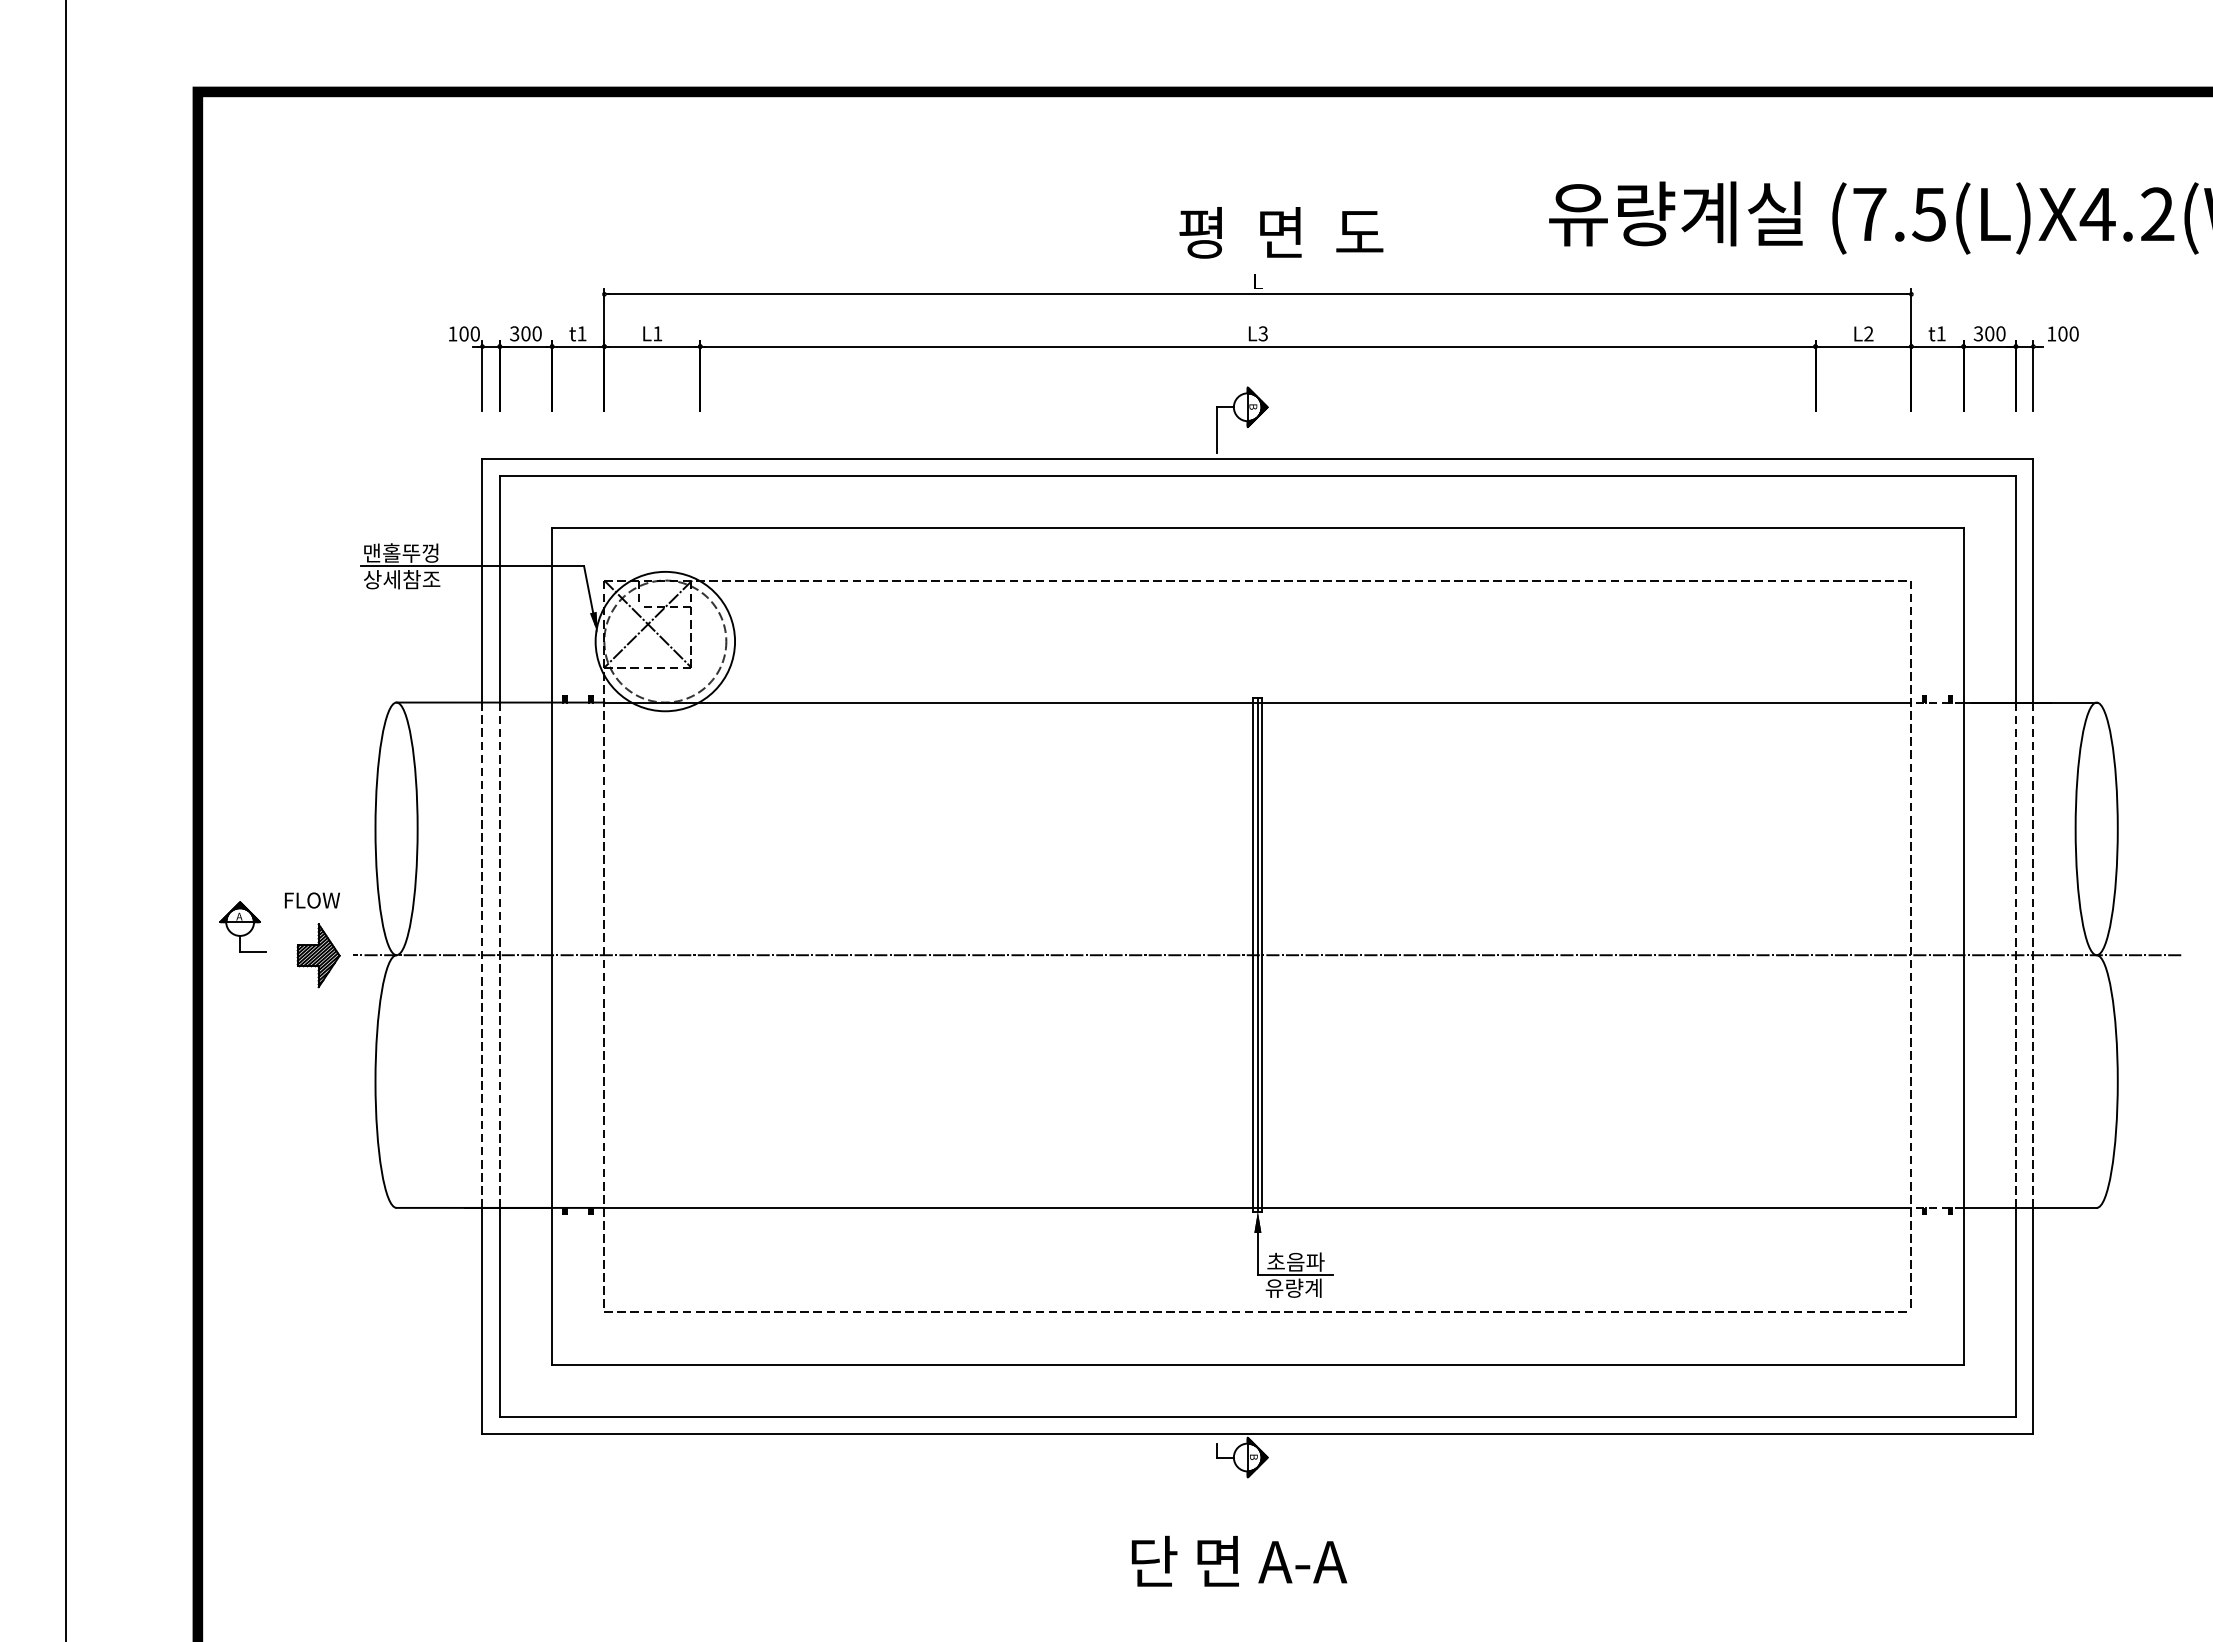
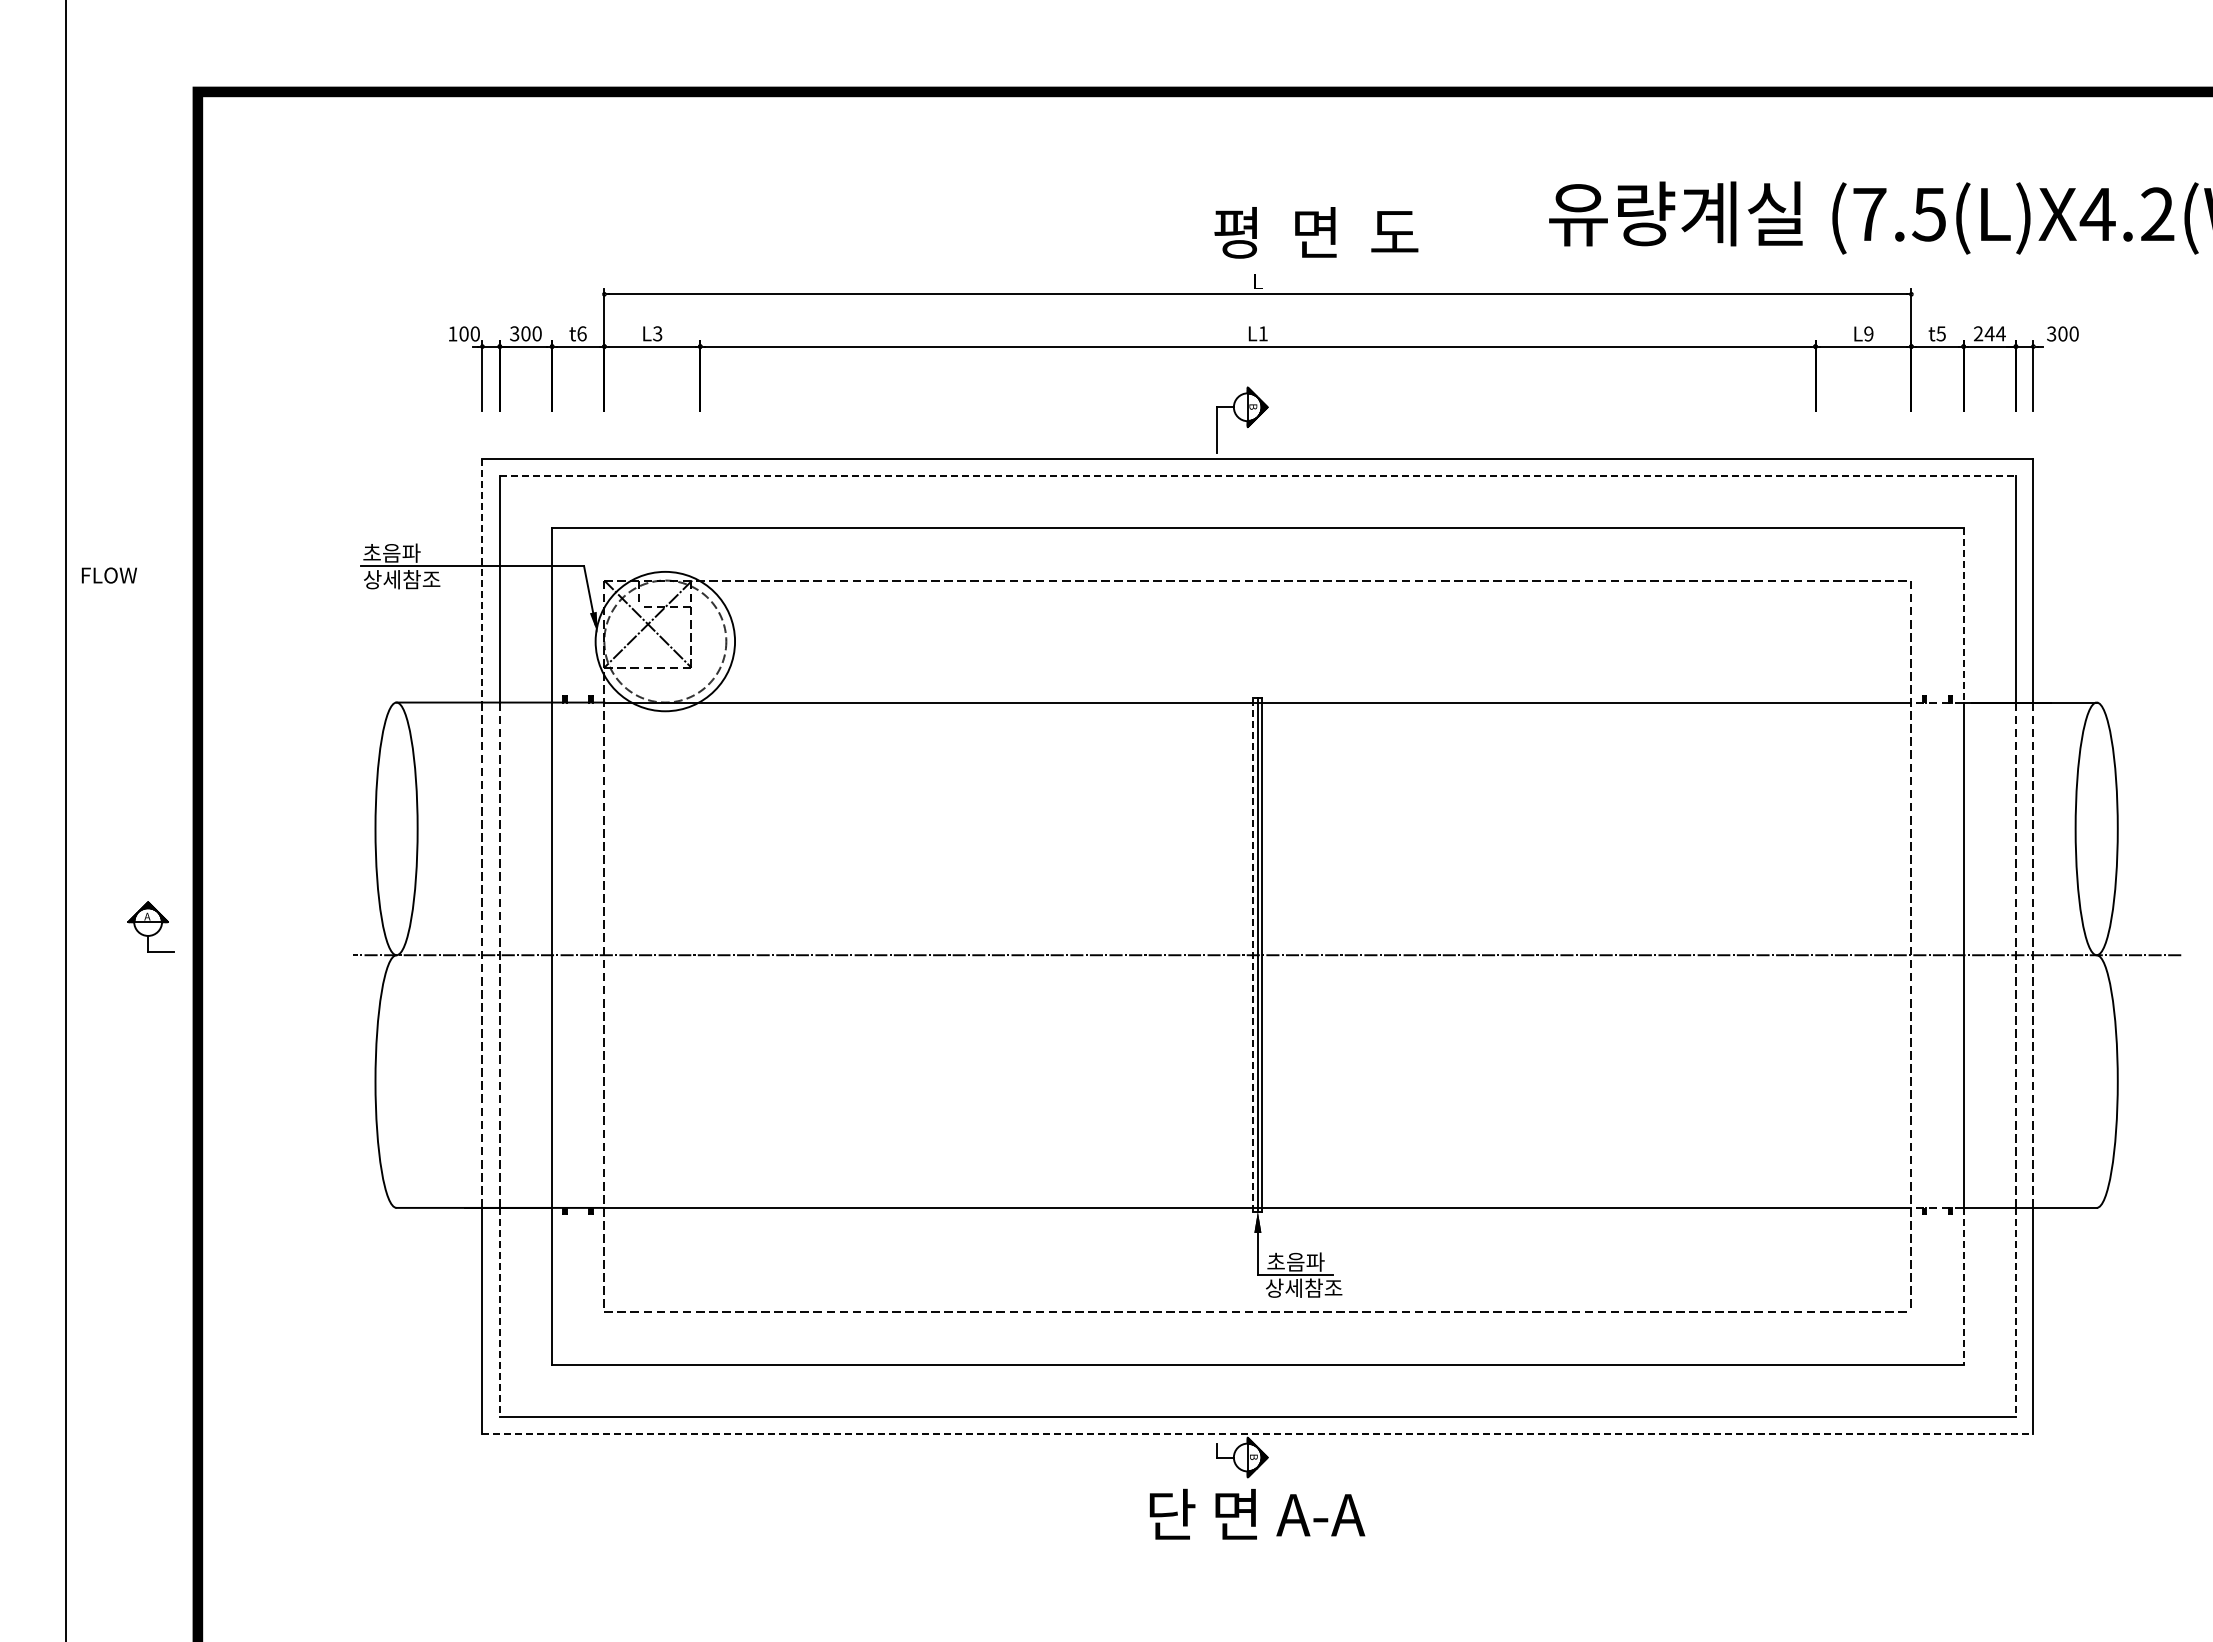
text position: (1281, 232) -> (1316, 232) (1316, 232)
text: t1 -> t6 (581, 333)
text: L1 -> L3 (657, 333)
text: L3 -> L1 (1262, 333)
text: t1 -> t5 (1940, 333)
text: 300 -> 244 (1989, 333)
text: 100 -> 300 (2051, 333)
text: L2 -> L9 (1868, 334)
line: solid -> dashed (1258, 476)
text: 맨홀뚜껑 -> 초음파 (400, 552)
line: solid -> dashed (482, 580)
line: solid -> dashed (1963, 615)
text position: (312, 900) -> (109, 575) (109, 575)
part position: (242, 926) -> (150, 926) (150, 926)
line: solid -> dashed (1253, 954)
part: present -> none (318, 955)
line: solid -> dashed (1963, 1286)
text: 유량계 -> 상세참조 (1303, 1287)
line: solid -> dashed (499, 1312)
line: solid -> dashed (2015, 1312)
line: solid -> dashed (1258, 1434)
text position: (1239, 1560) -> (1257, 1513) (1257, 1513)
